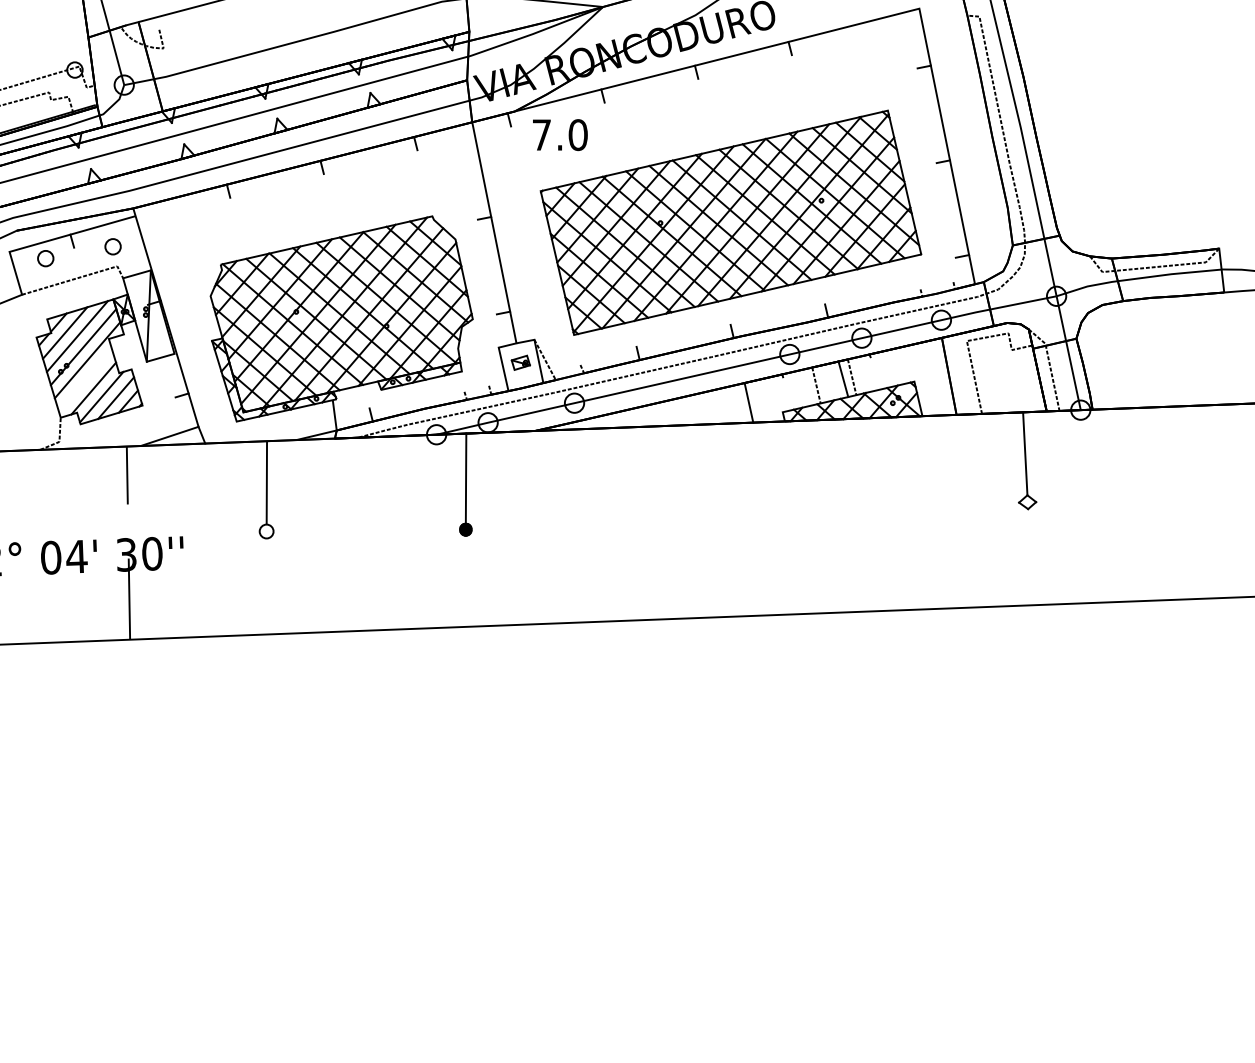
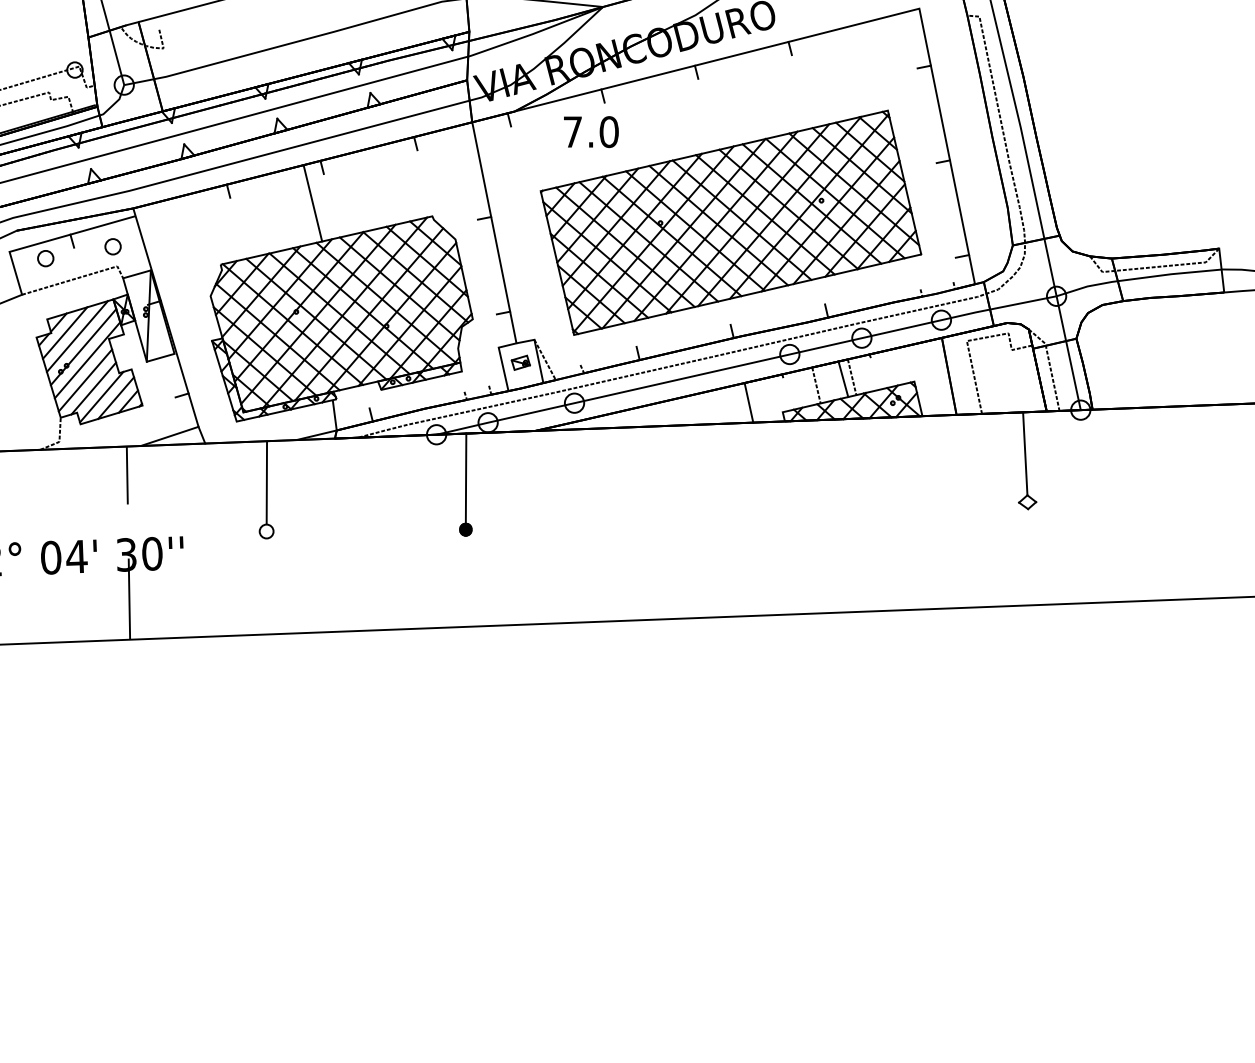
text position: (560, 135) -> (591, 132) (591, 132)
line: none -> present (312, 203)
line: none -> present (85, 380)
